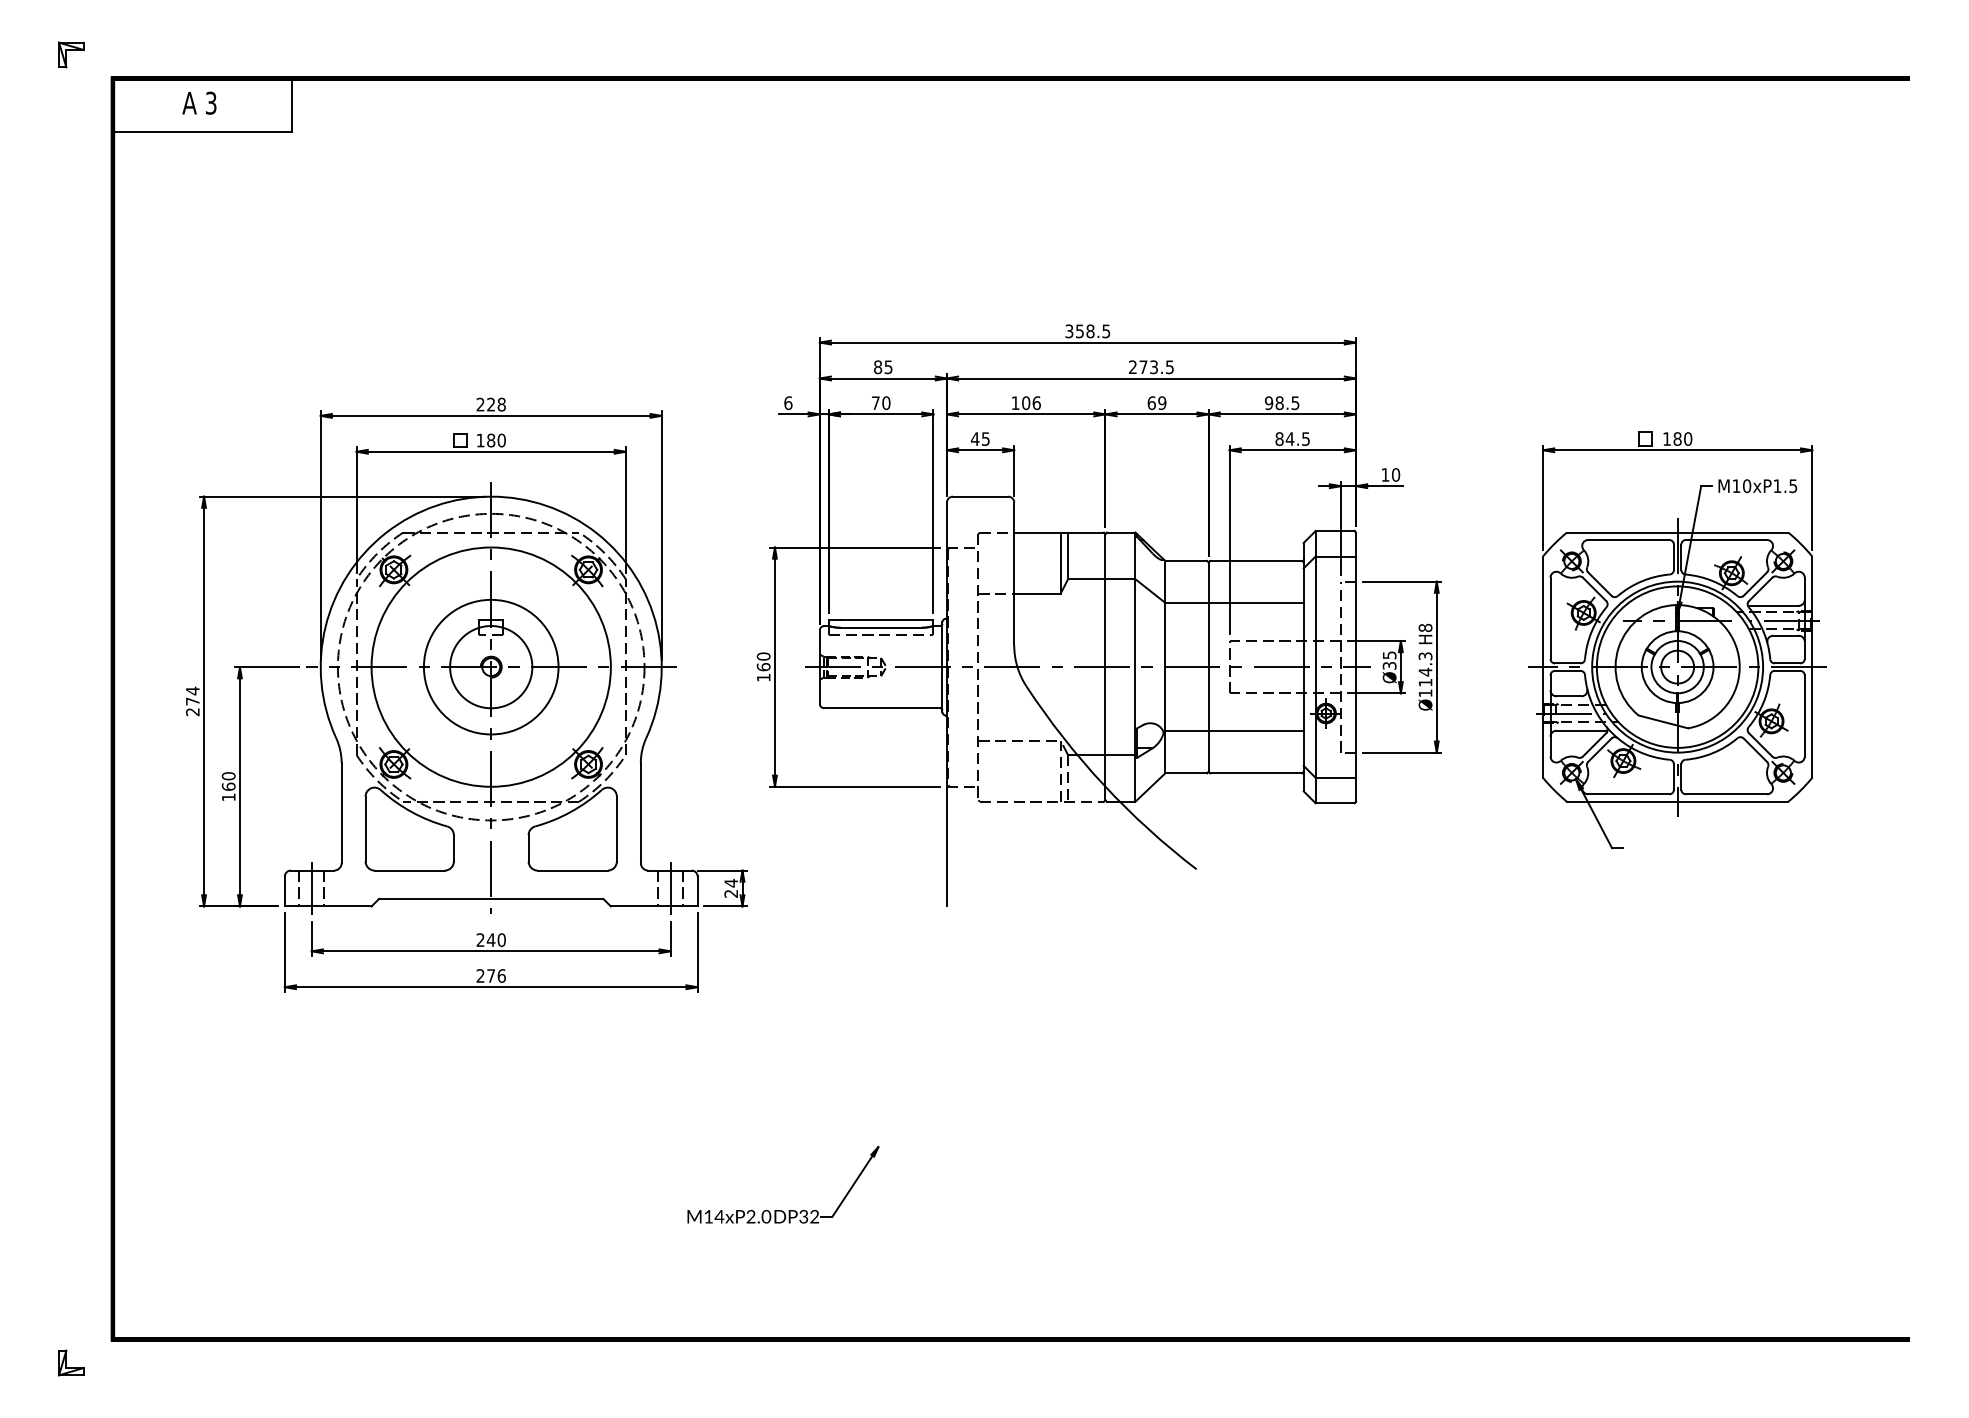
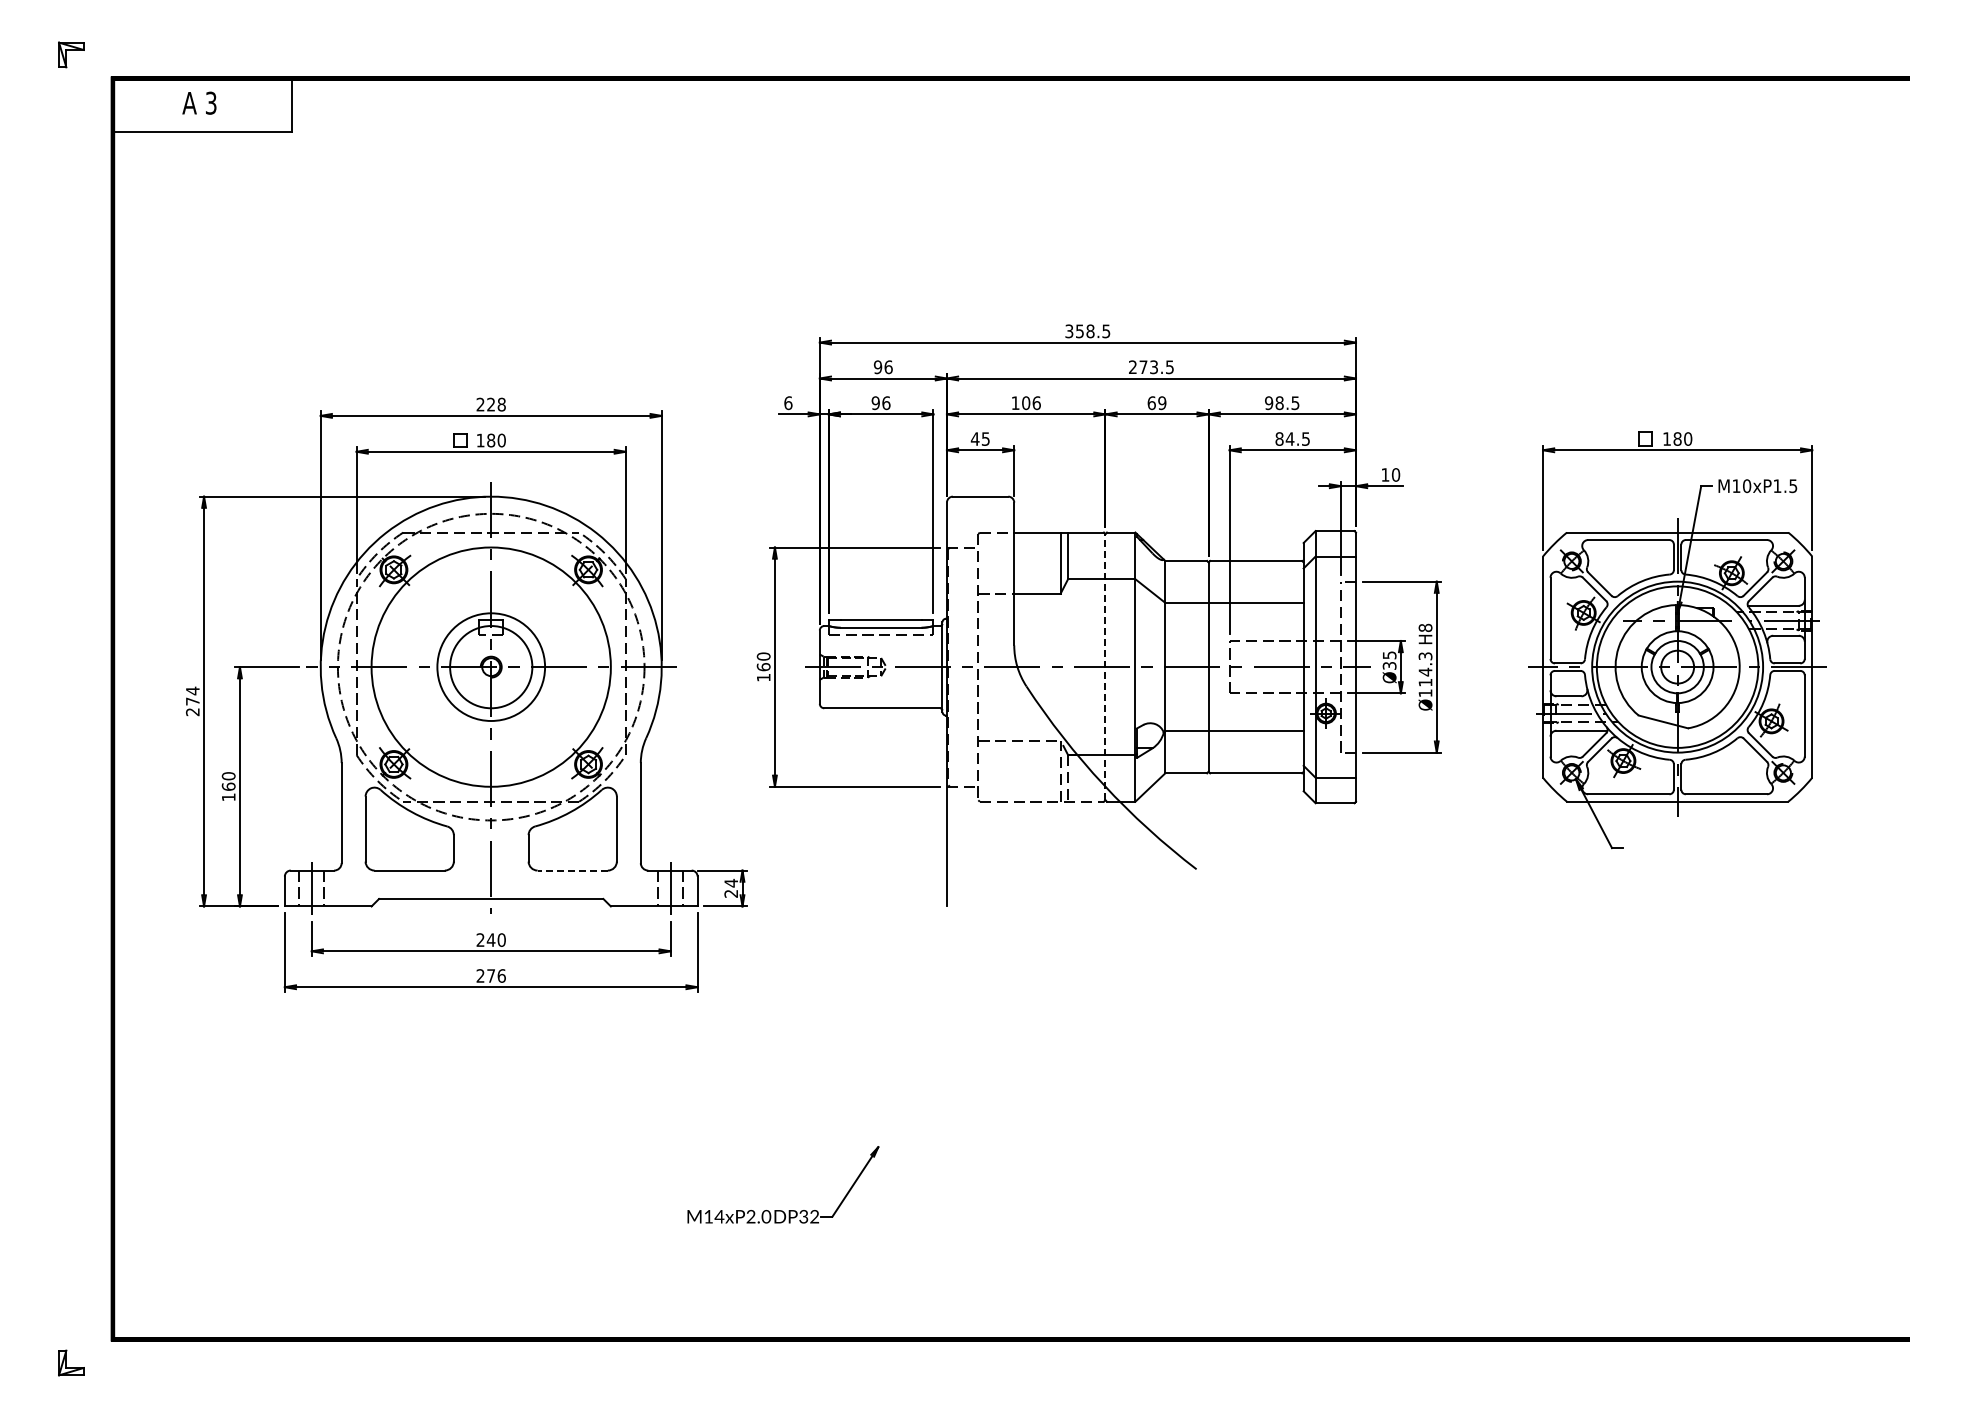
text: 85 -> 96 (882, 367)
text: 70 -> 96 (880, 403)
circle diameter: 135 px -> 108 px (491, 667)
line: solid -> dashed (1105, 666)
line: solid -> dashed (572, 870)
